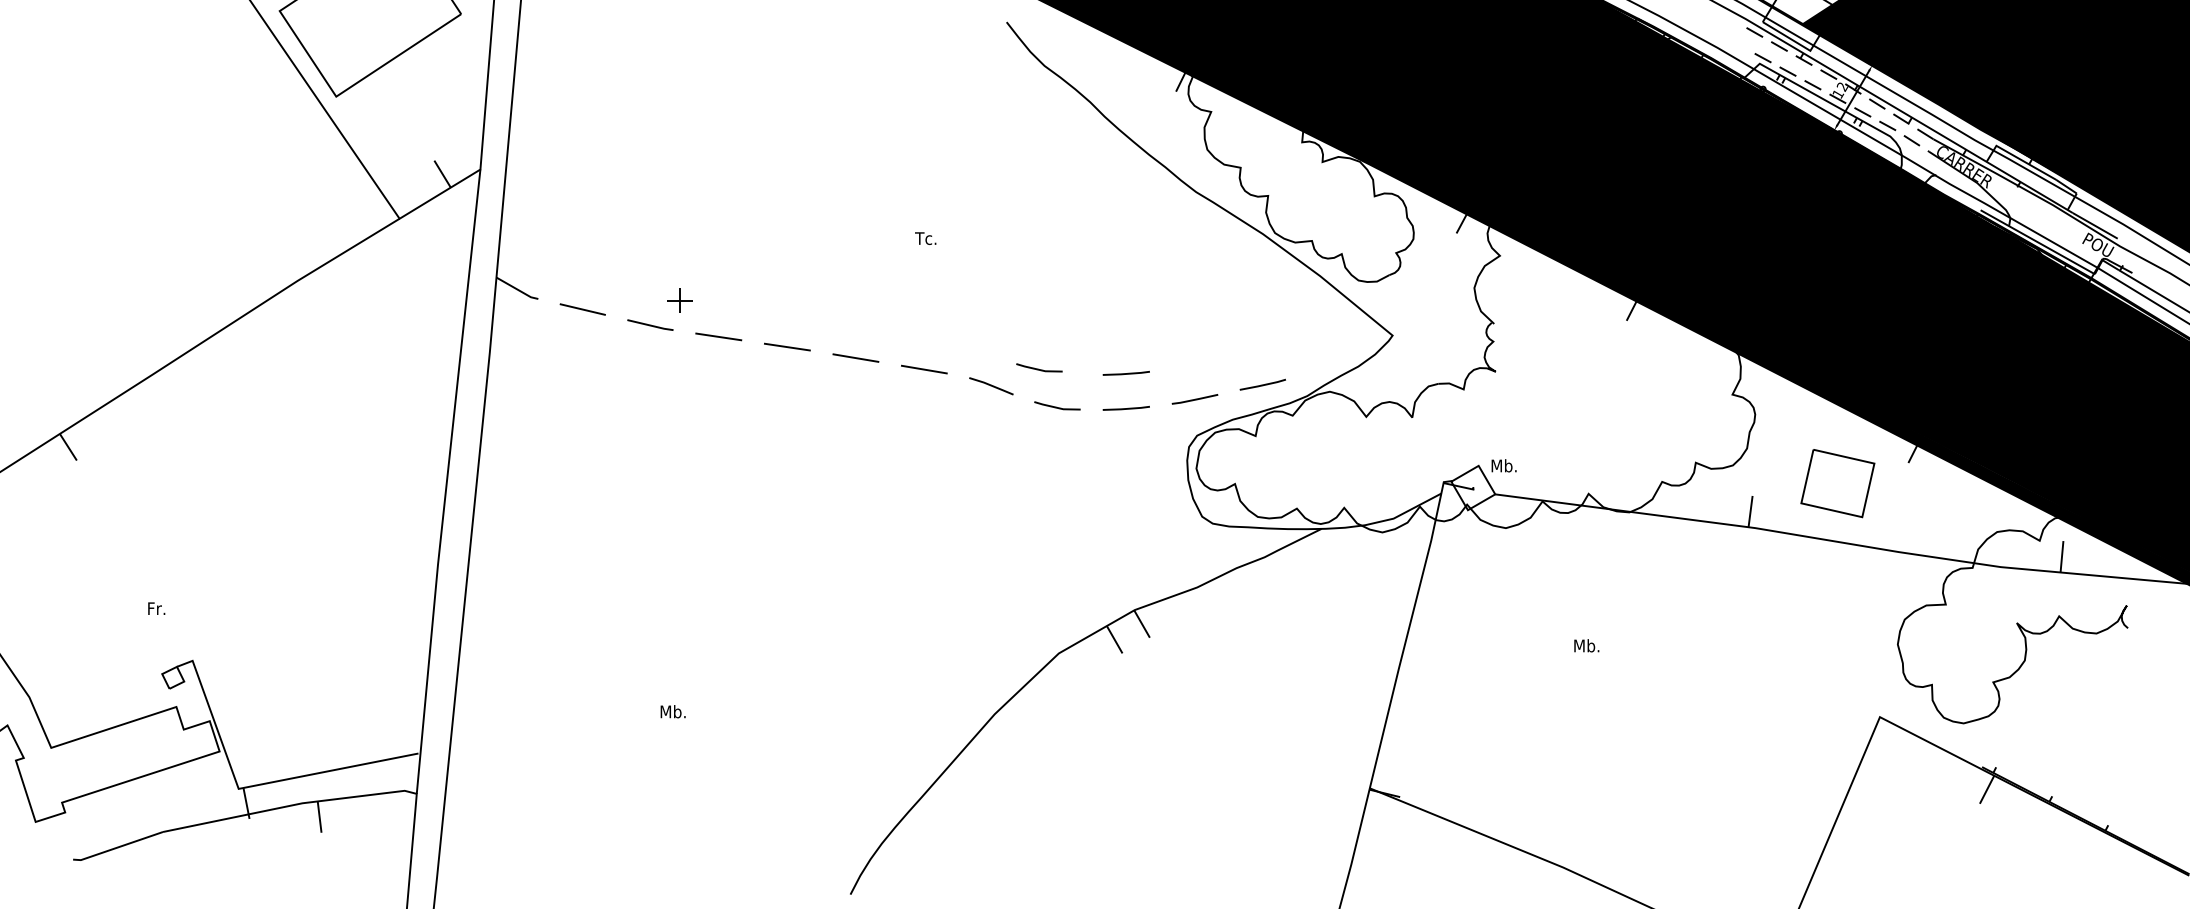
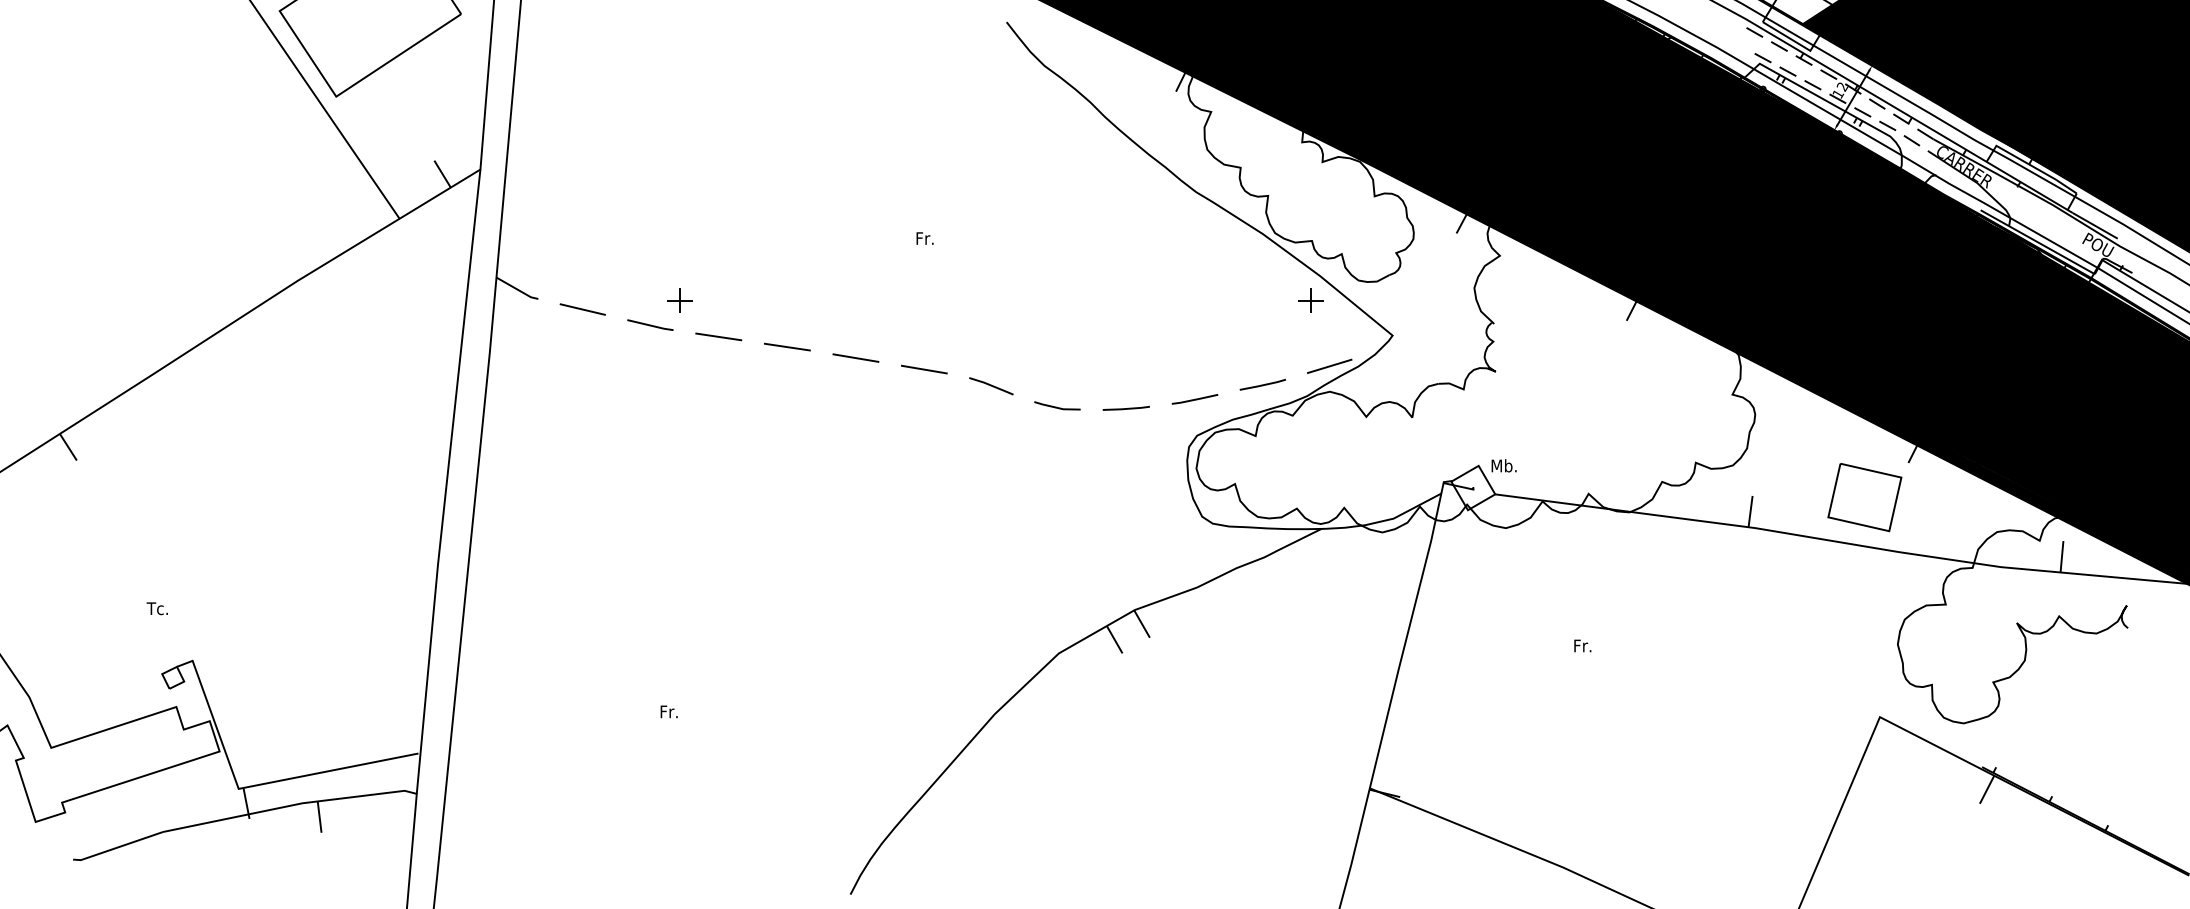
text: Tc. -> Fr. (925, 238)
part: none -> present (1310, 300)
line: none -> present (1329, 365)
line: present -> none (1038, 368)
line: present -> none (1125, 373)
part position: (1837, 483) -> (1864, 497) (1864, 497)
text: Fr. -> Tc. (156, 608)
text: Mb. -> Fr. (1587, 645)
text: Mb. -> Fr. (673, 711)
